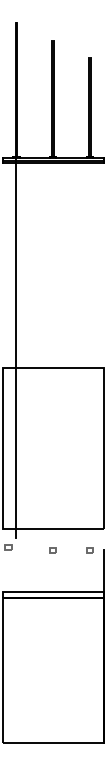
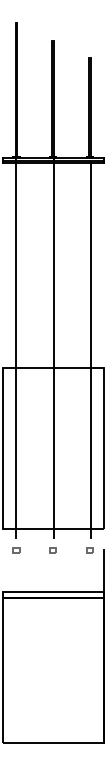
line: none -> present (53, 348)
line: none -> present (90, 350)
part position: (8, 547) -> (16, 550) (16, 550)
